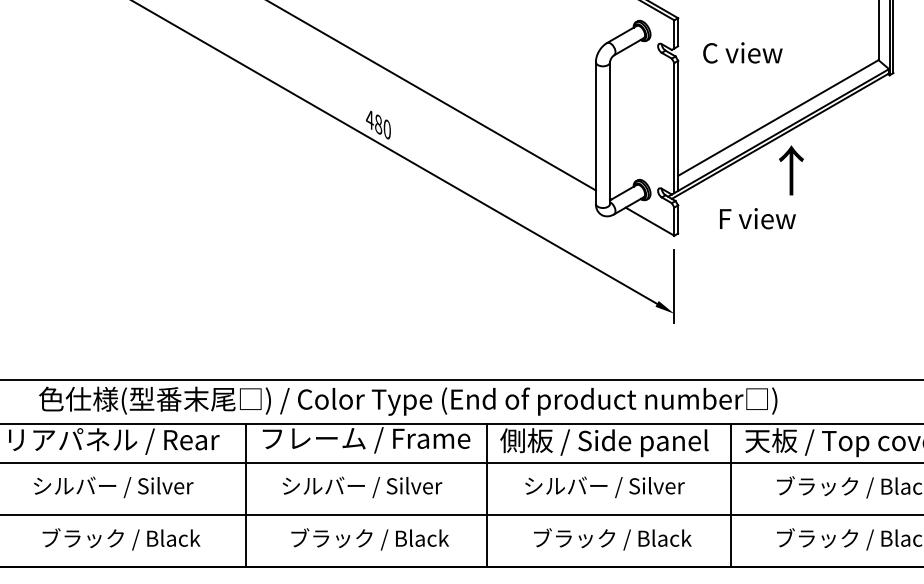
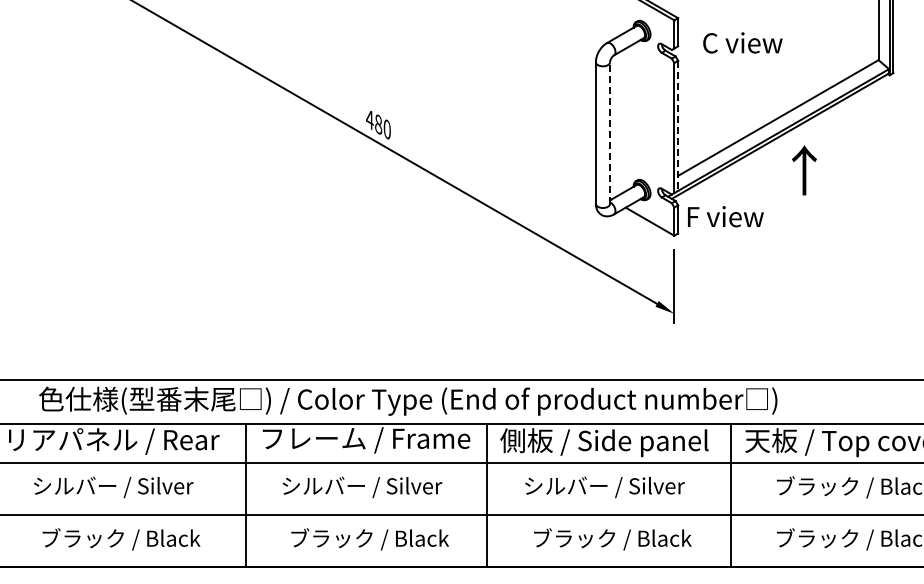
text position: (742, 52) -> (742, 42) (742, 42)
line: present -> none (432, 96)
line: solid -> dashed (678, 126)
line: solid -> dashed (610, 133)
text position: (791, 170) -> (804, 170) (804, 170)
text position: (757, 218) -> (725, 216) (725, 216)
